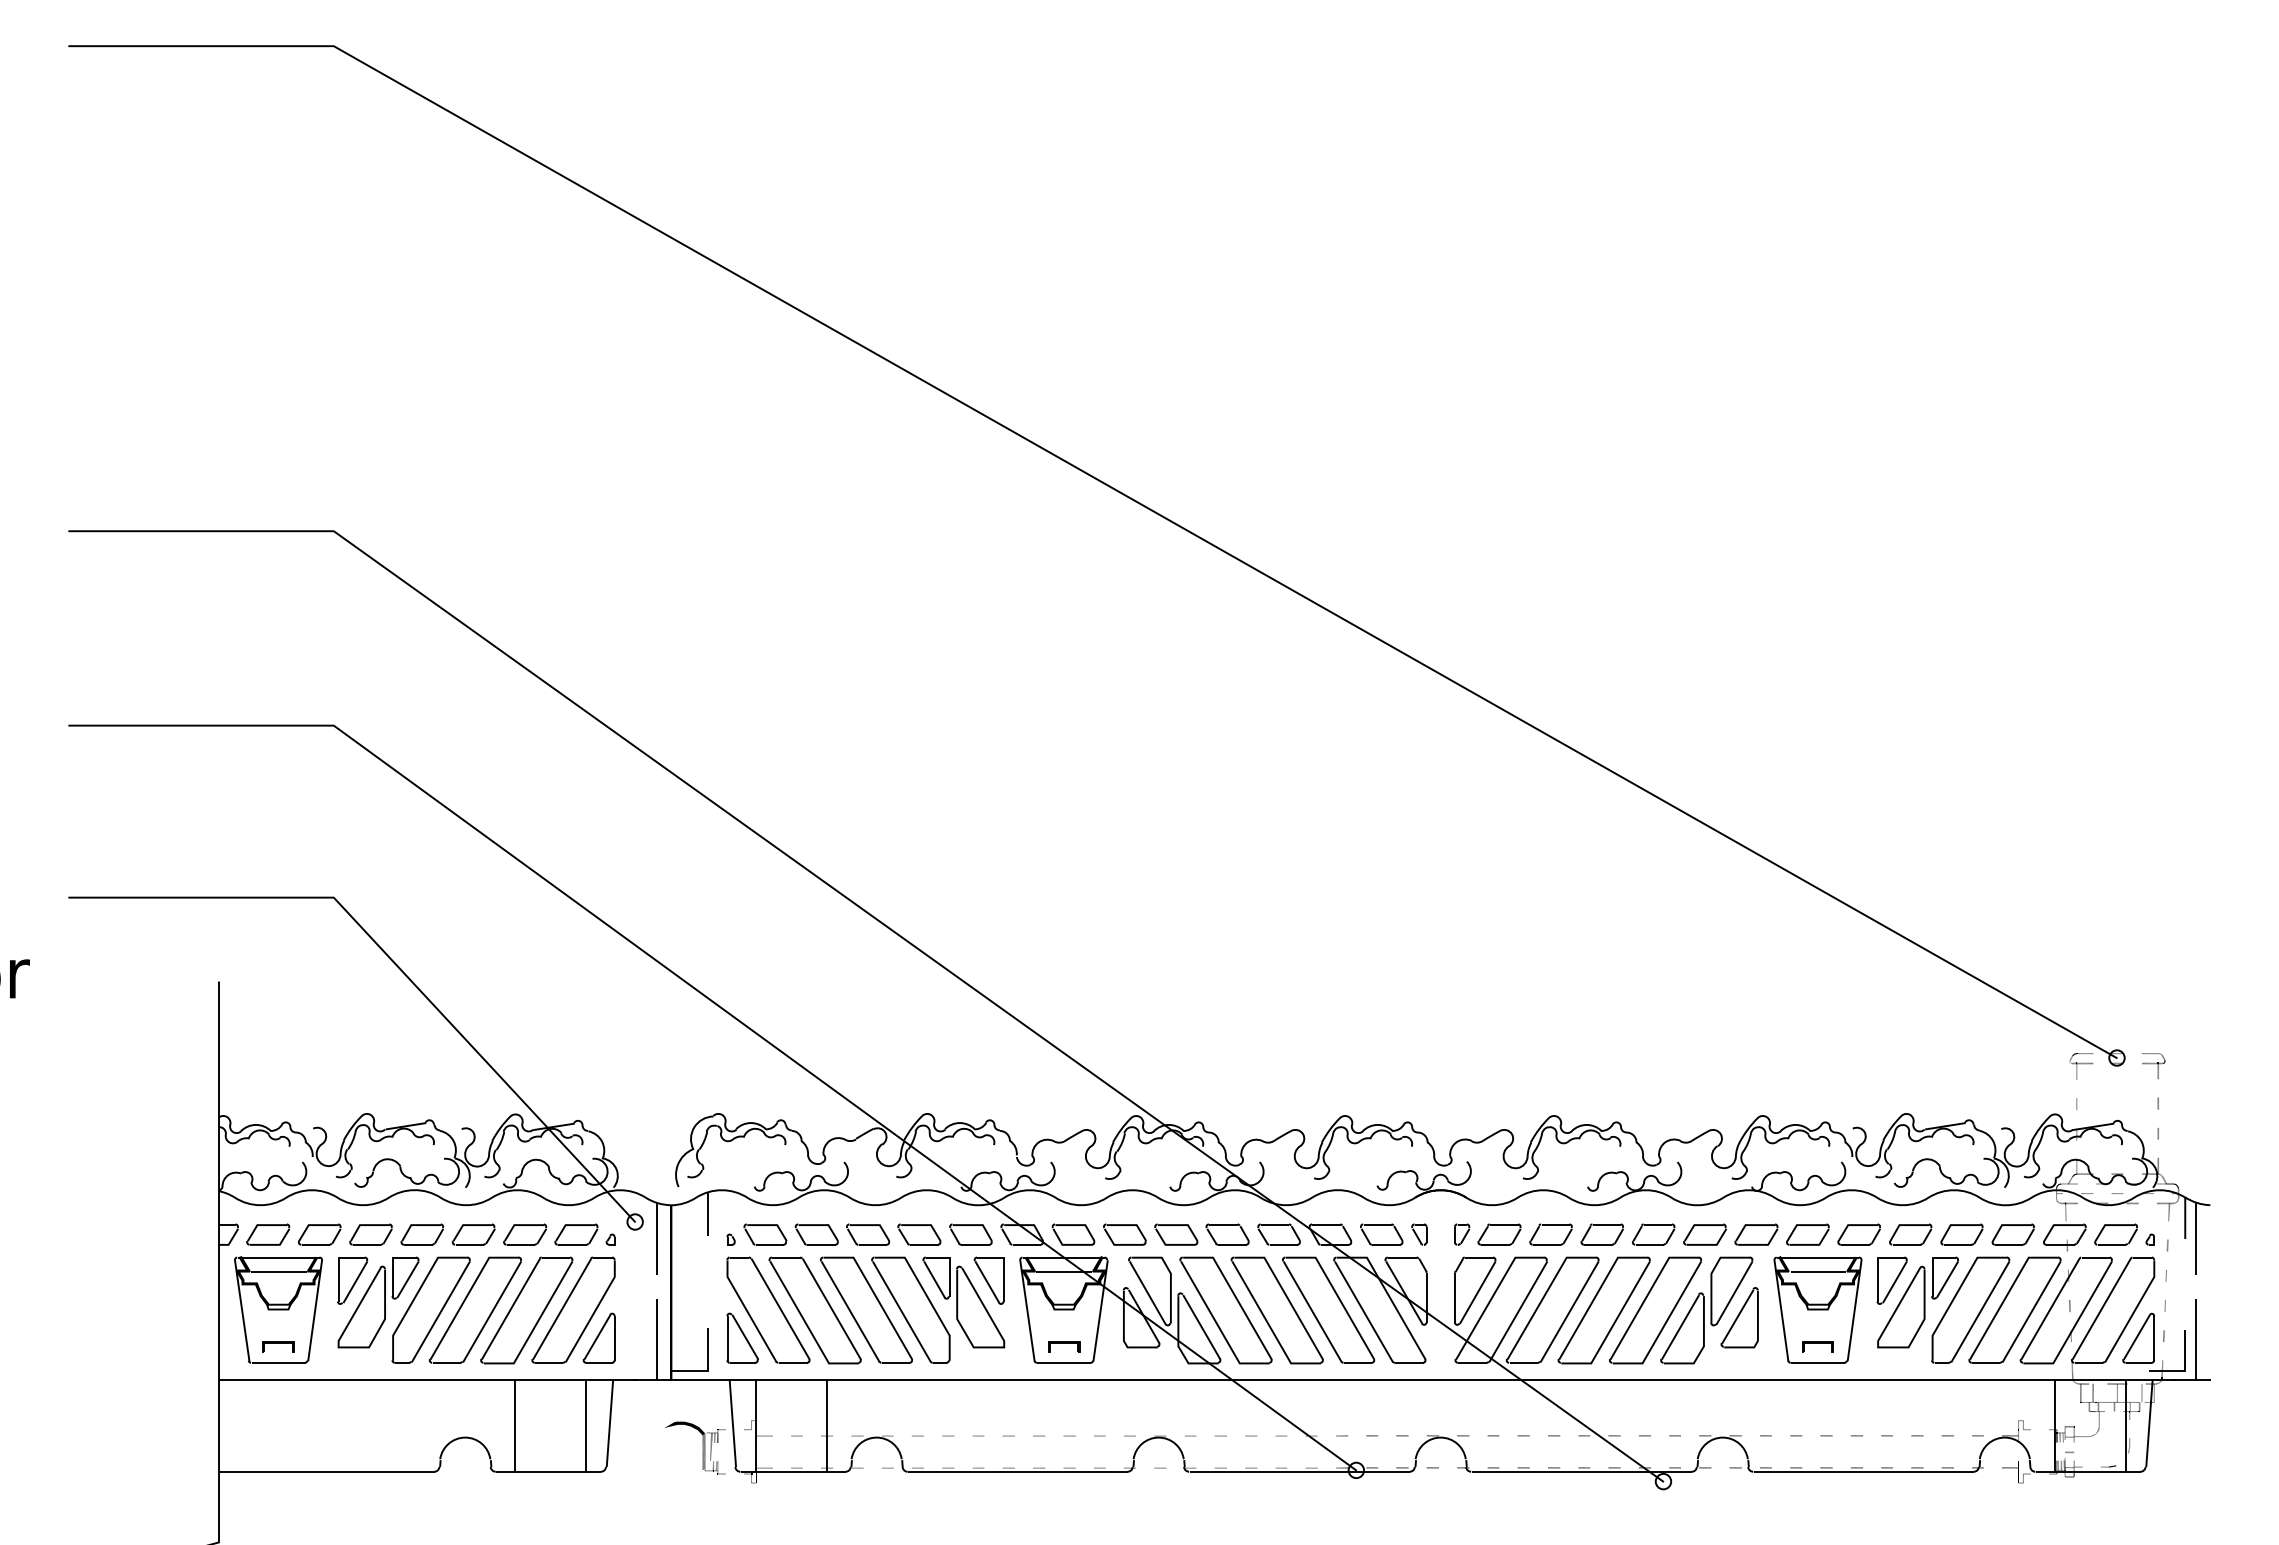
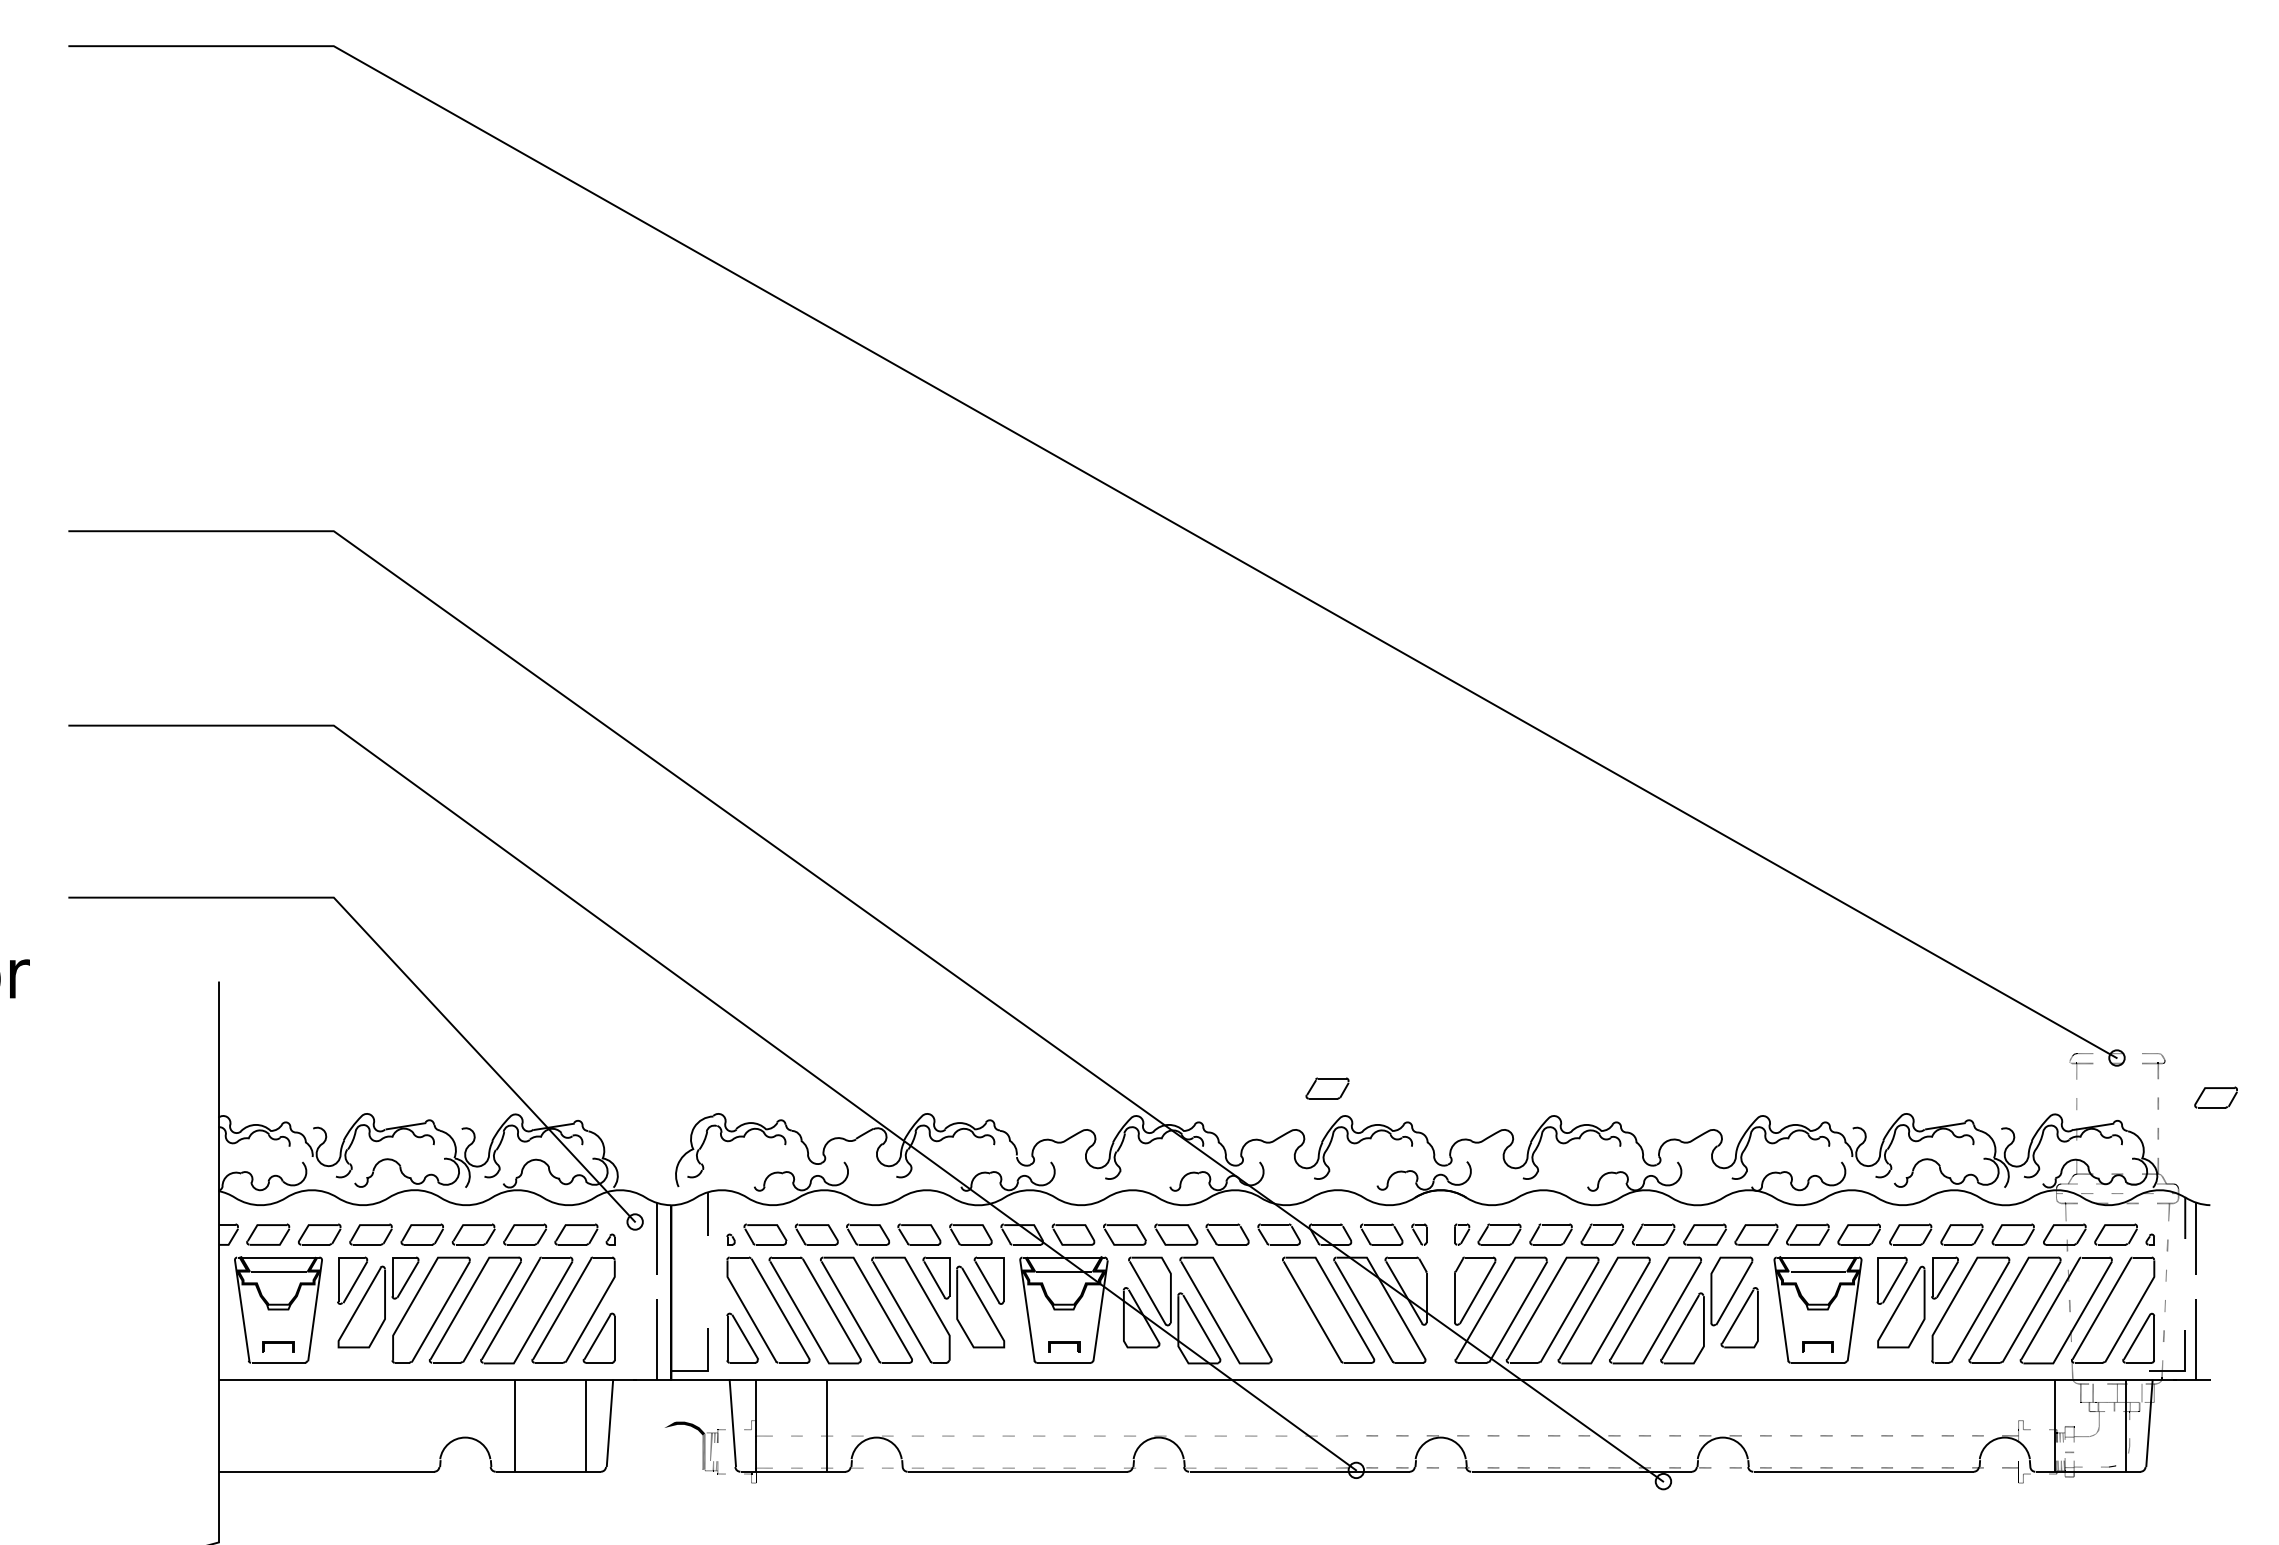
part: none -> present (1327, 1088)
part: none -> present (2215, 1097)
part: present -> none (1276, 1310)
